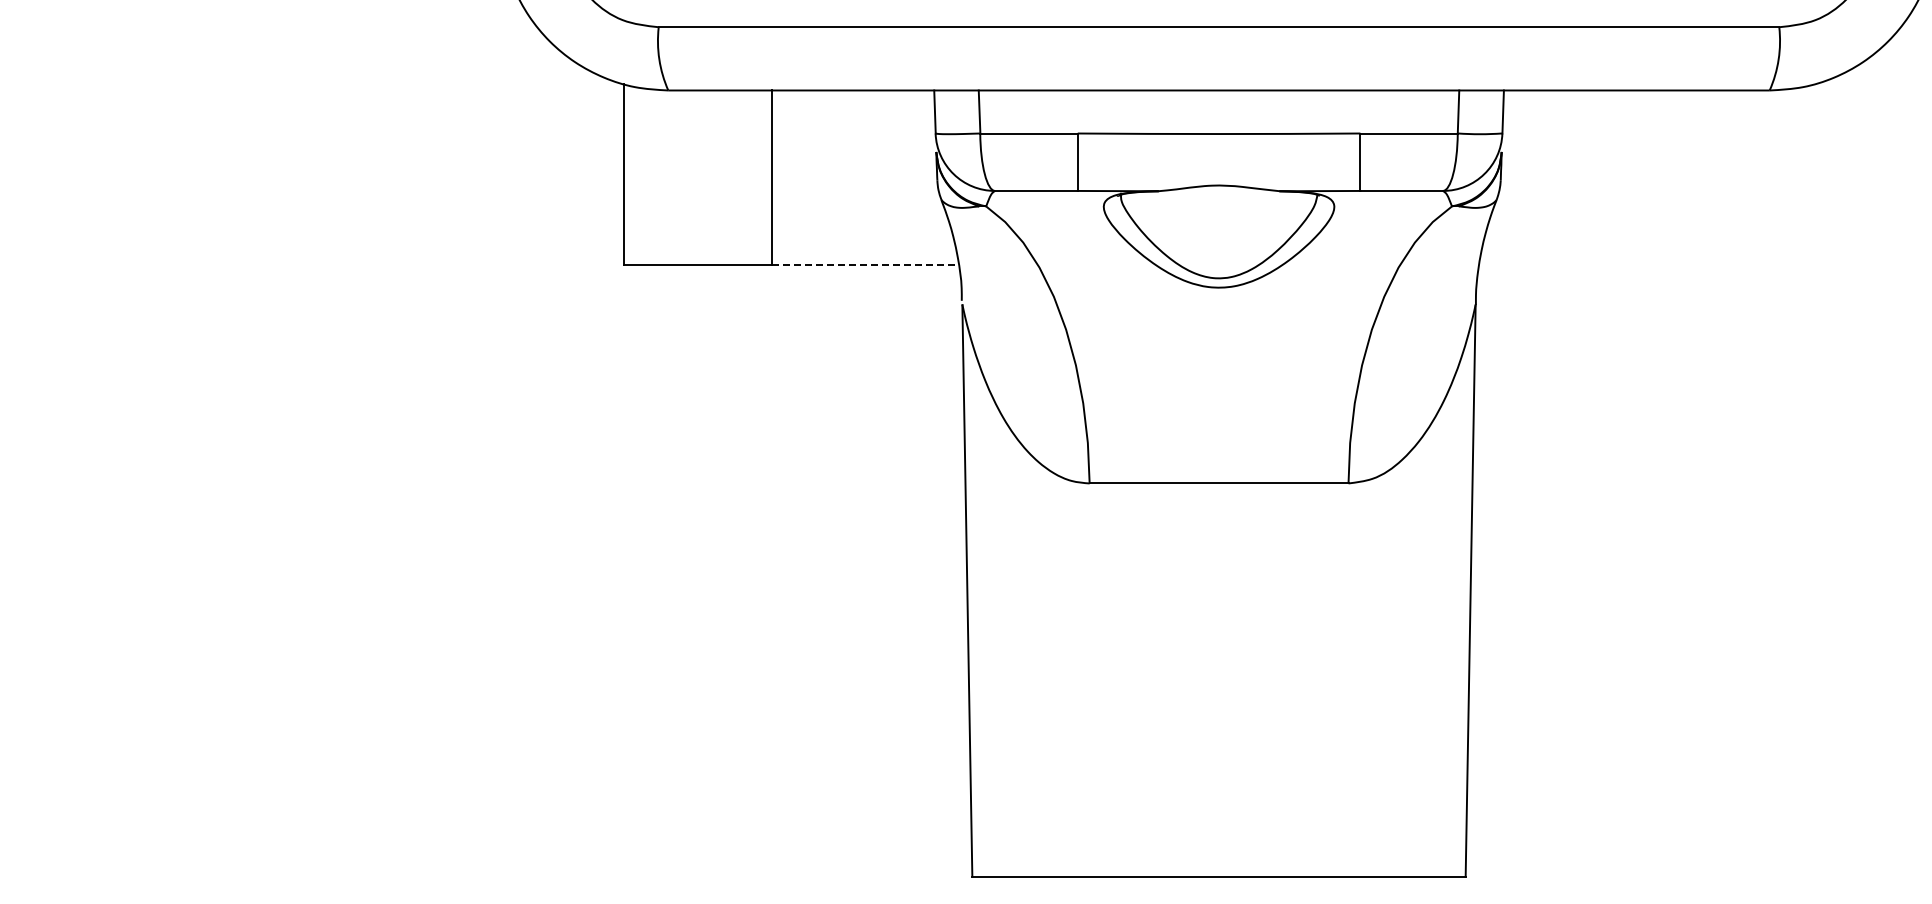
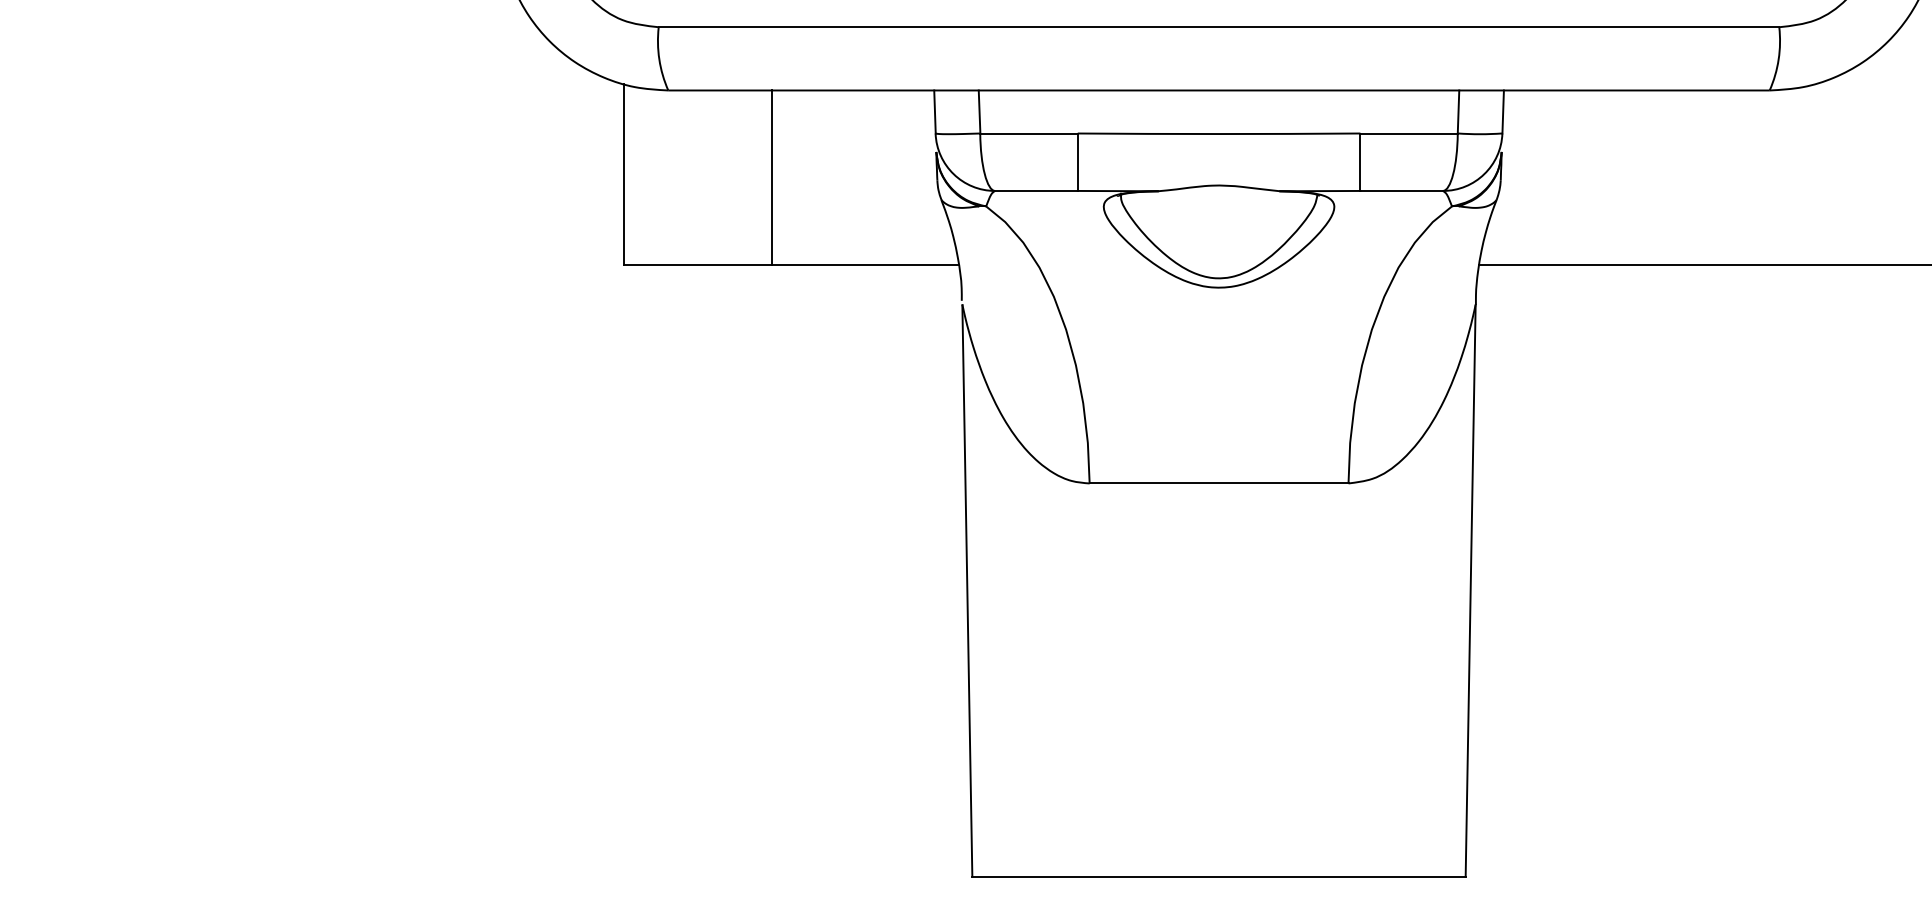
line: dashed -> solid (866, 265)
line: none -> present (1703, 265)
